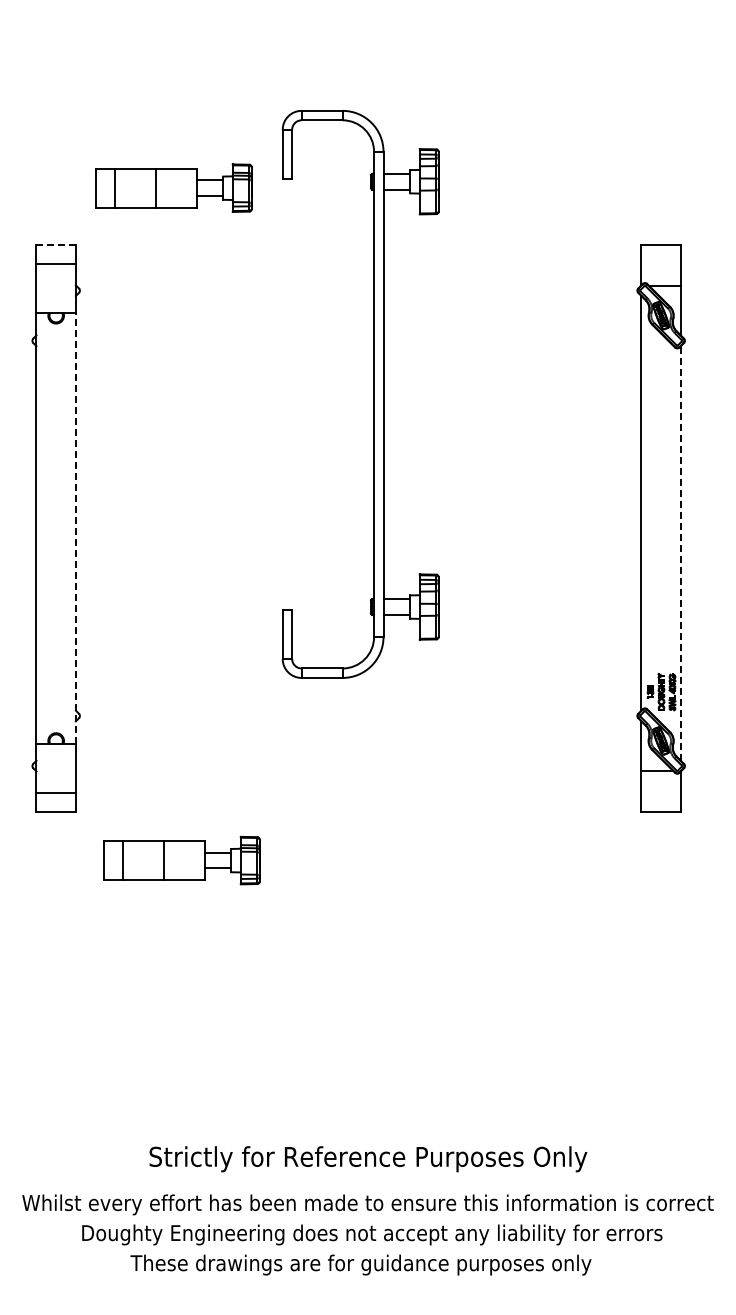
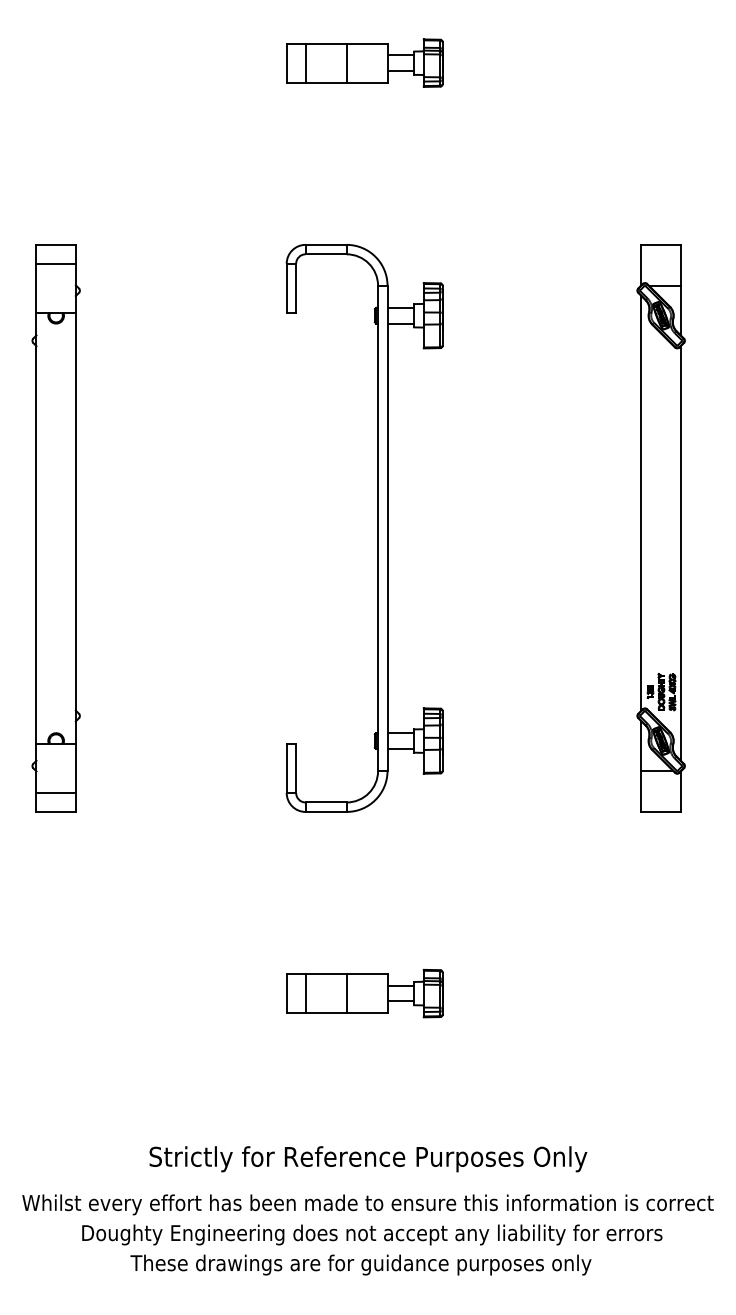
part position: (173, 187) -> (364, 62) (364, 62)
line: dashed -> solid (56, 244)
part position: (373, 394) -> (377, 528) (377, 528)
line: dashed -> solid (75, 528)
line: dashed -> solid (680, 552)
part position: (181, 860) -> (364, 993) (364, 993)
